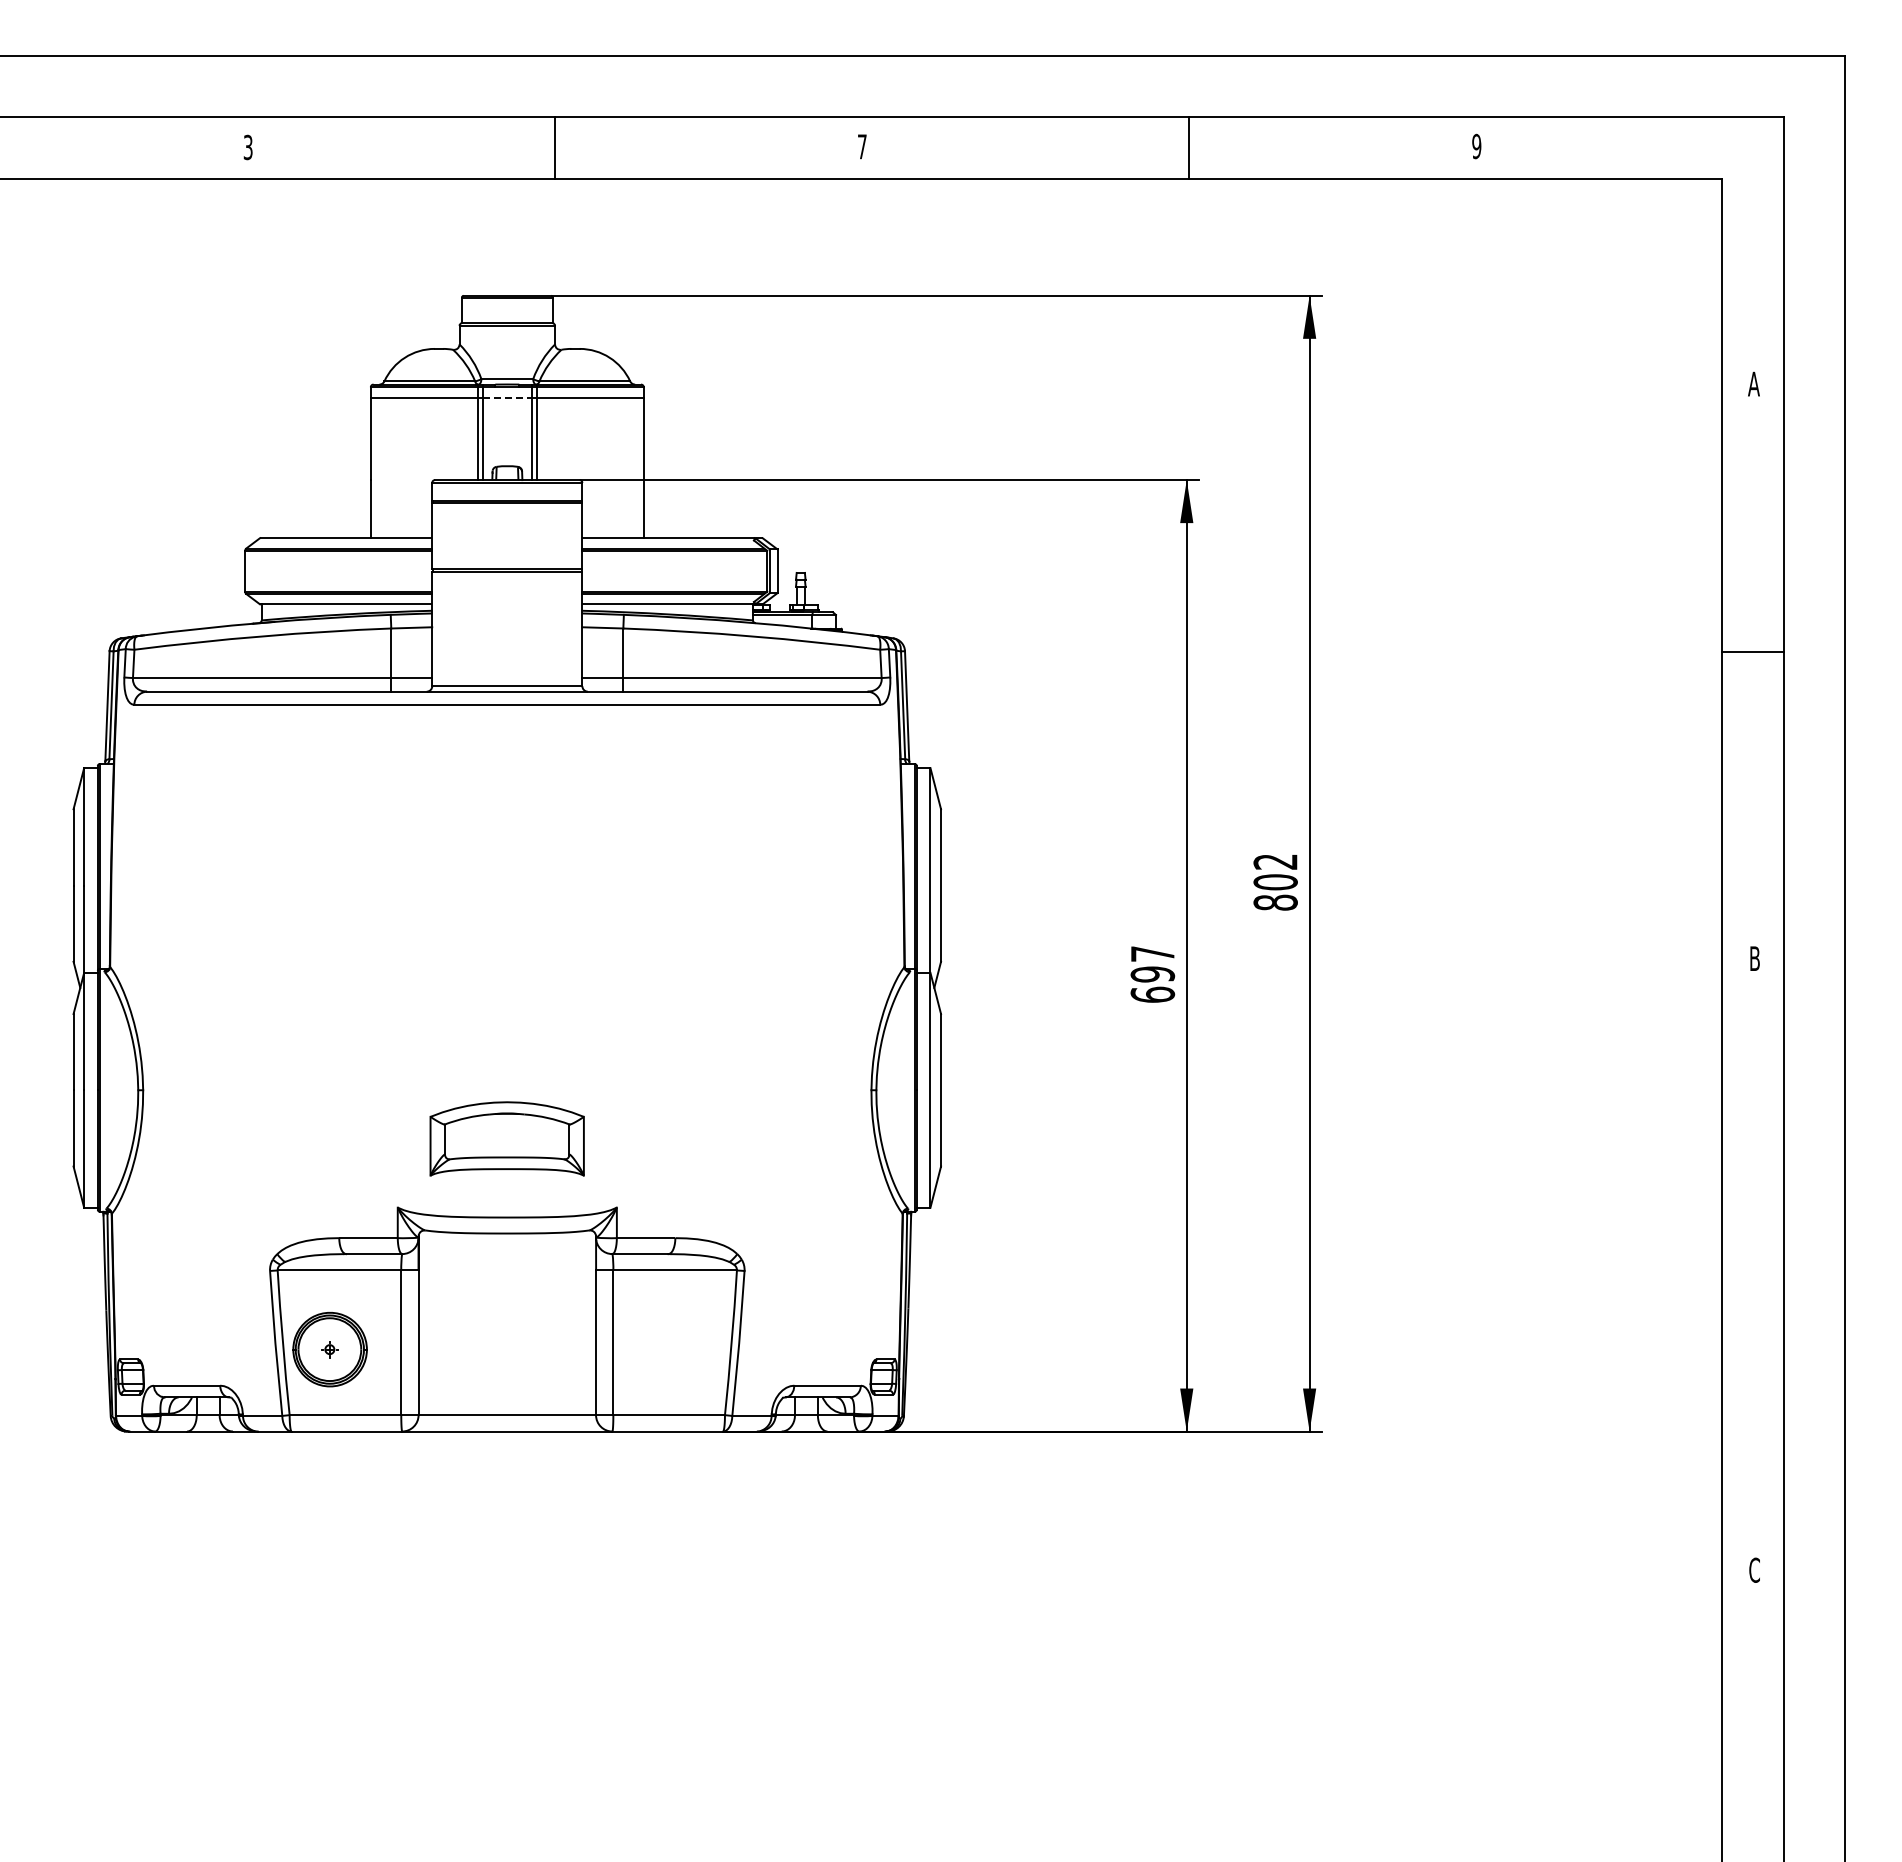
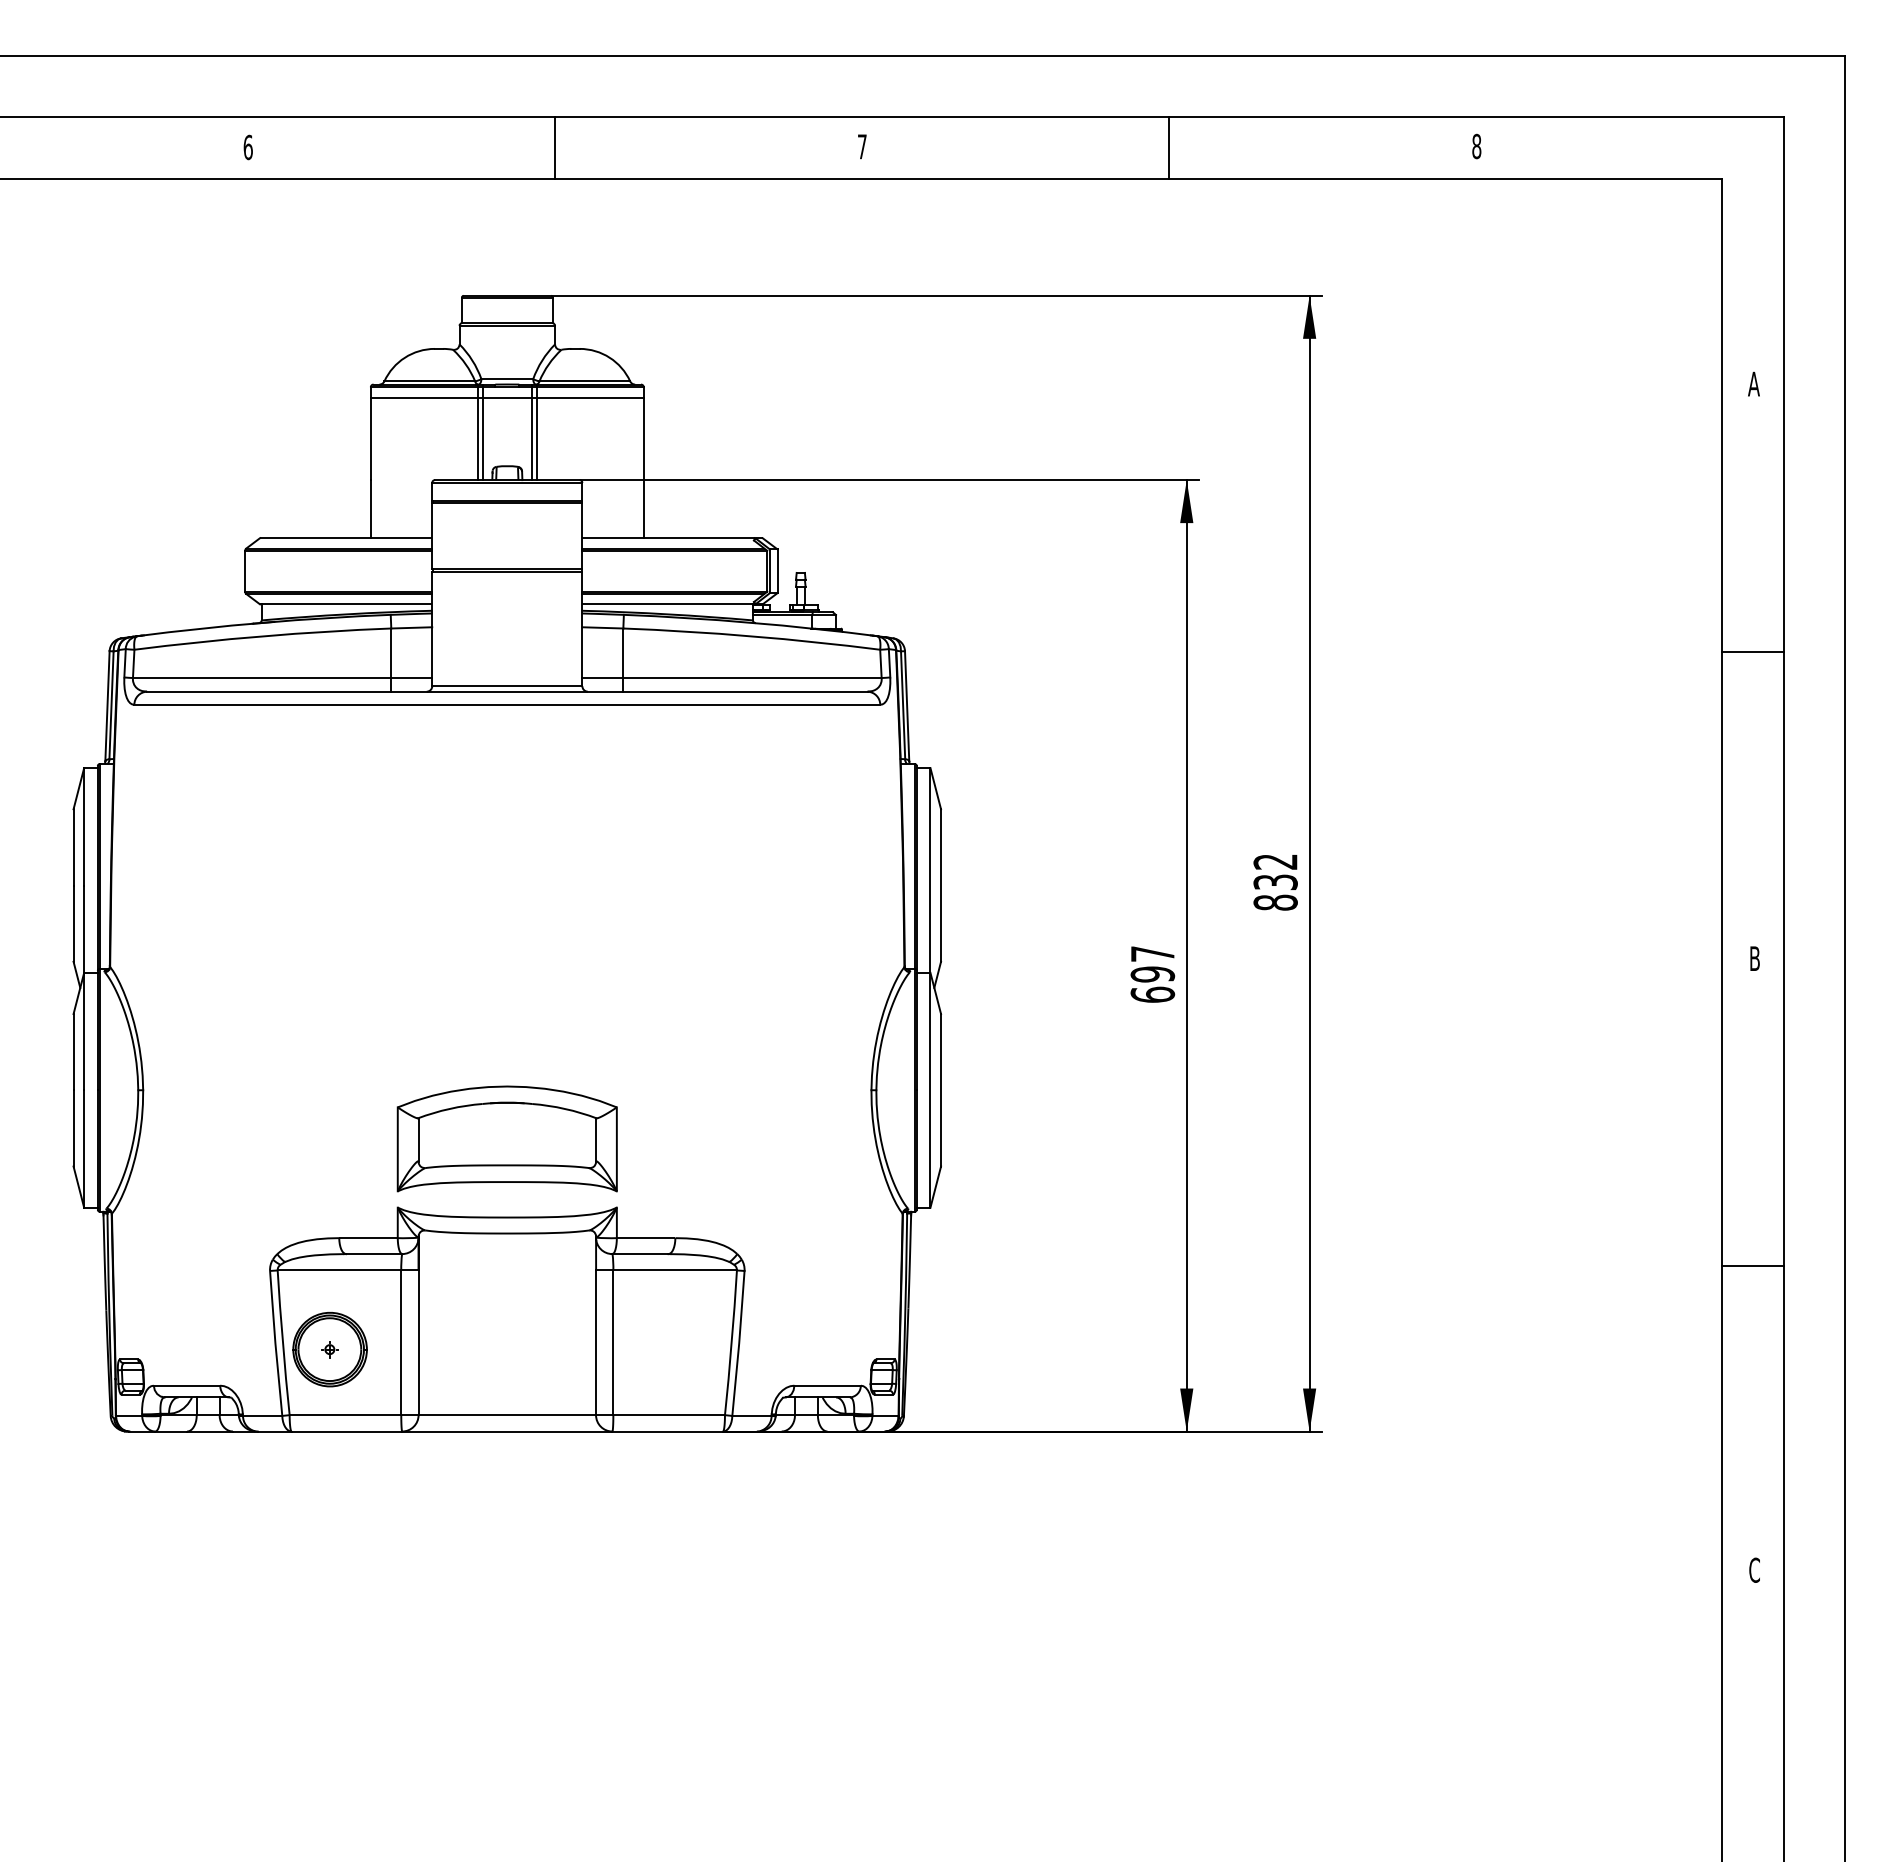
text: 9 -> 8 (1476, 146)
text: 3 -> 6 (247, 147)
line position: (1189, 147) -> (1169, 147) (1169, 147)
line: dashed -> solid (507, 398)
text: 802 -> 832 (1275, 882)
part size: 156x76 px -> 222x108 px (506, 1138)
line: none -> present (1752, 1265)
